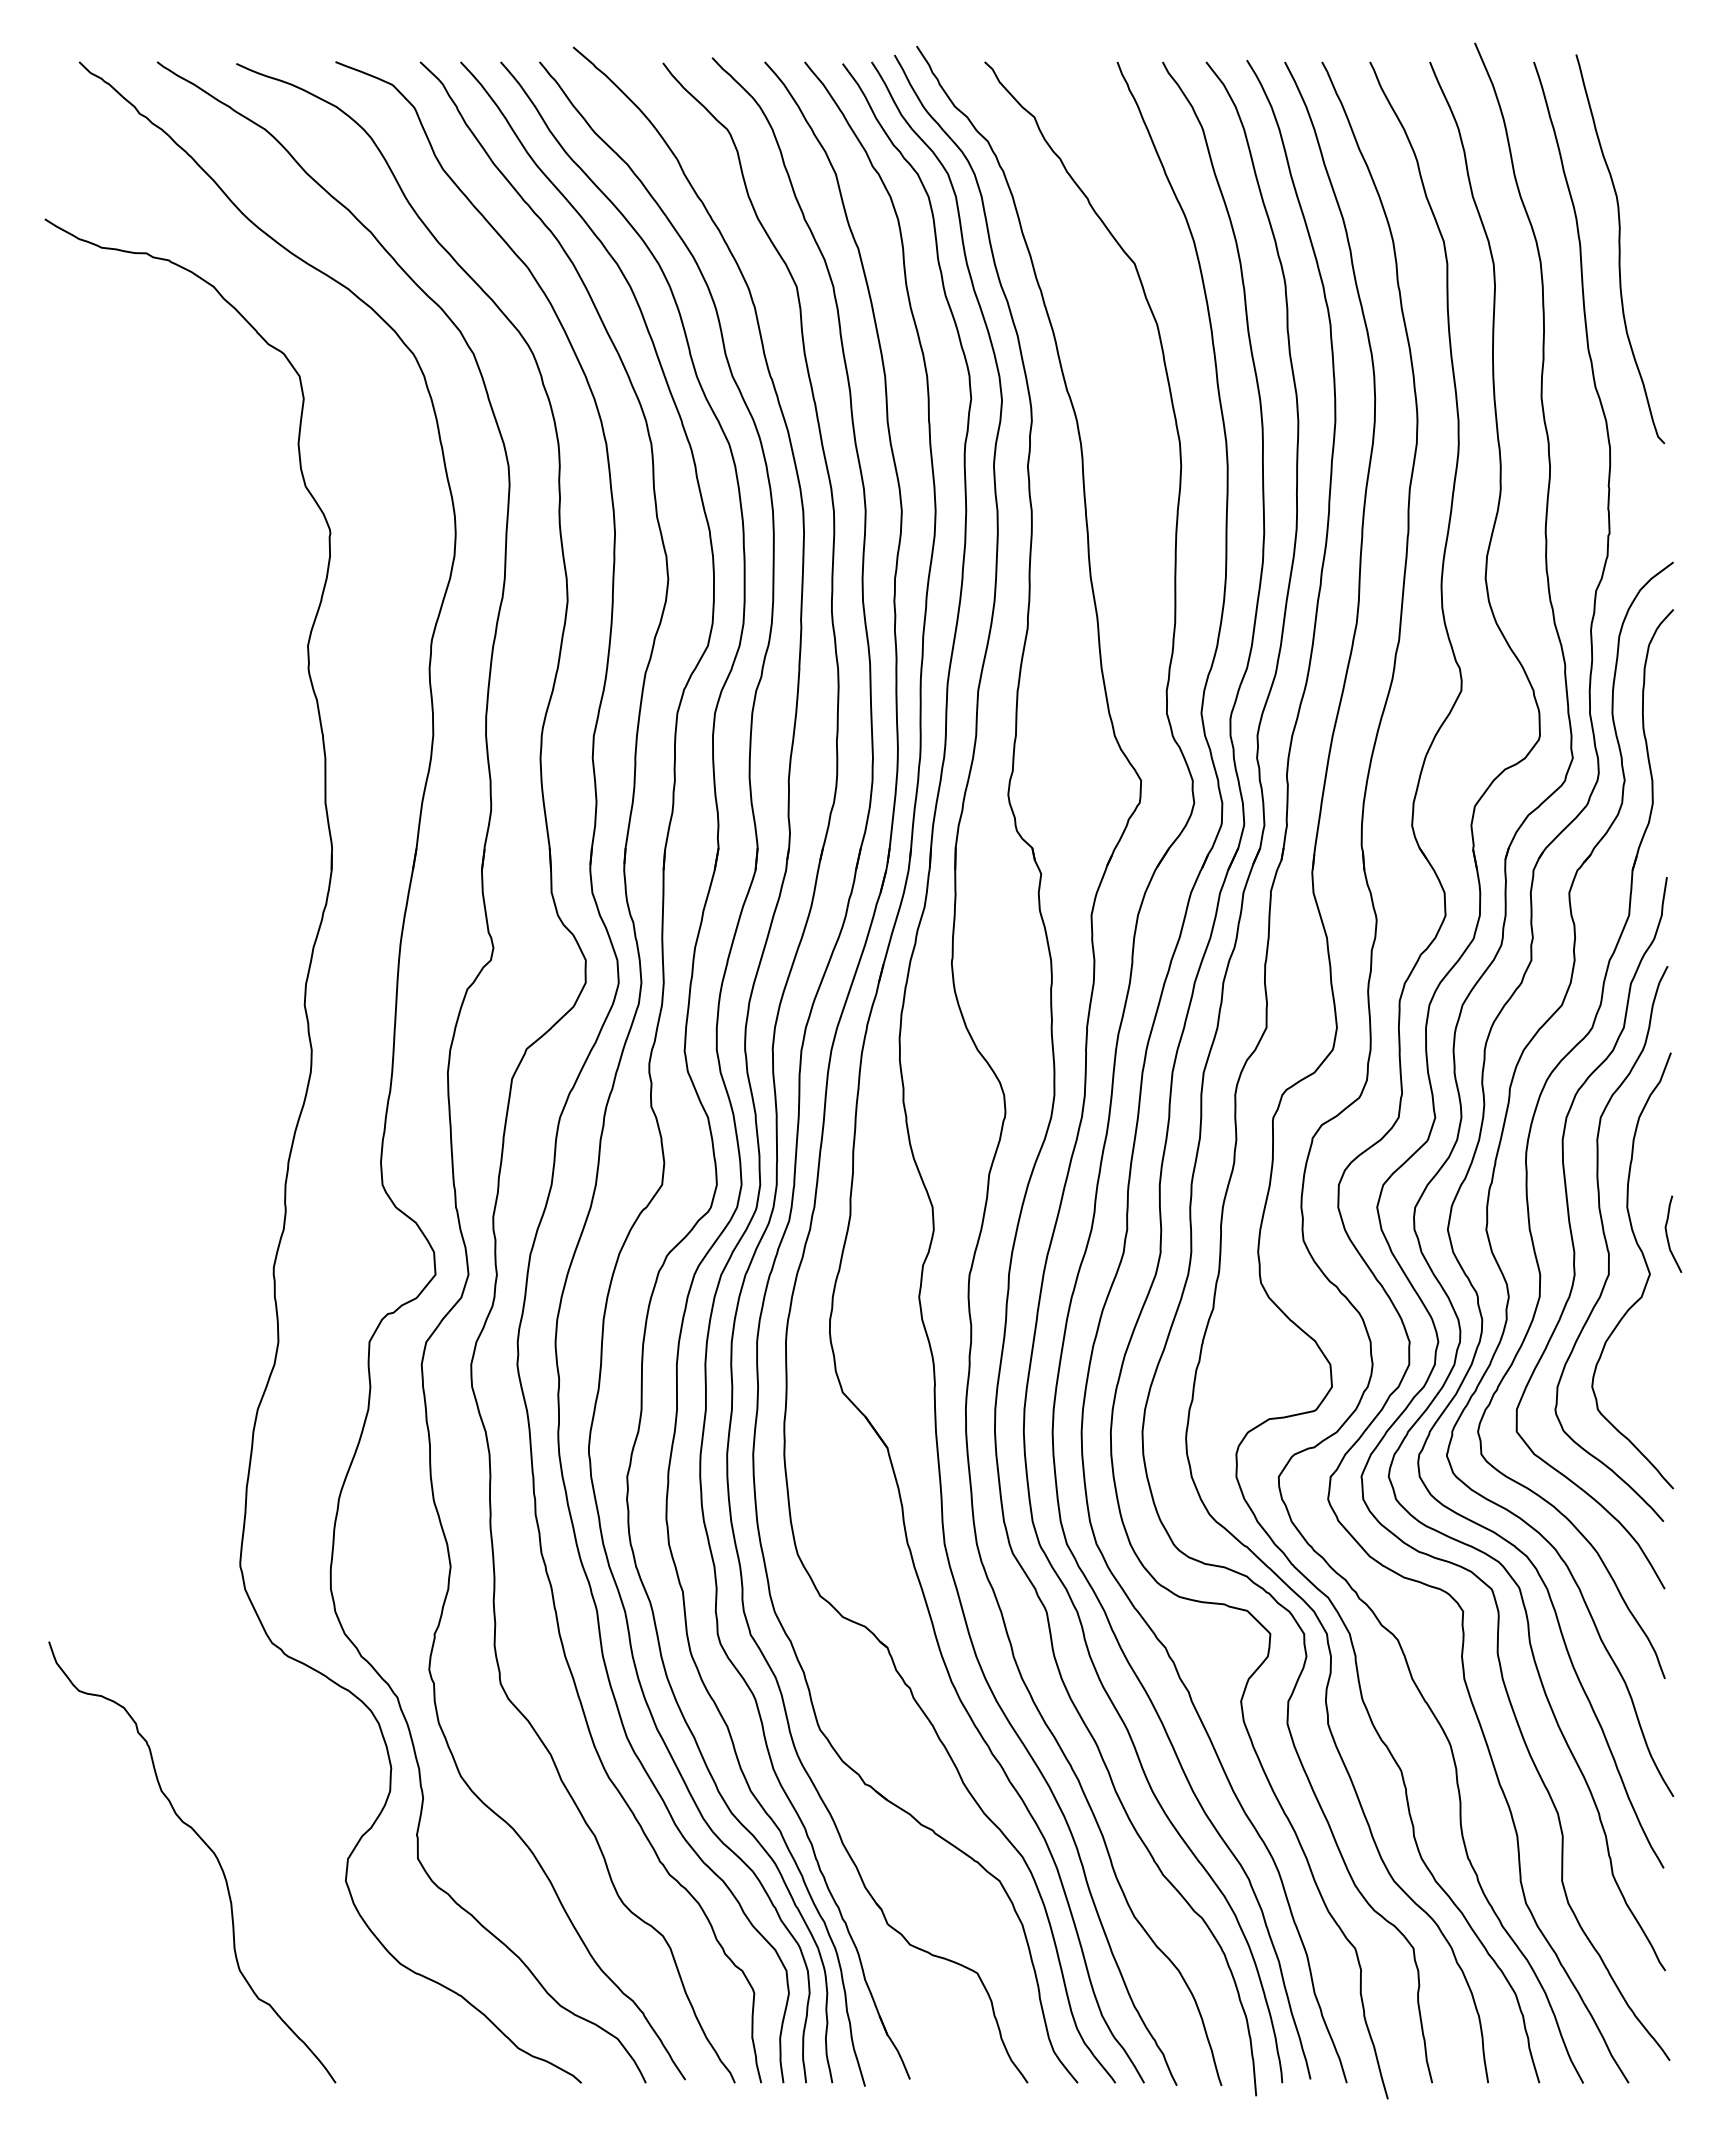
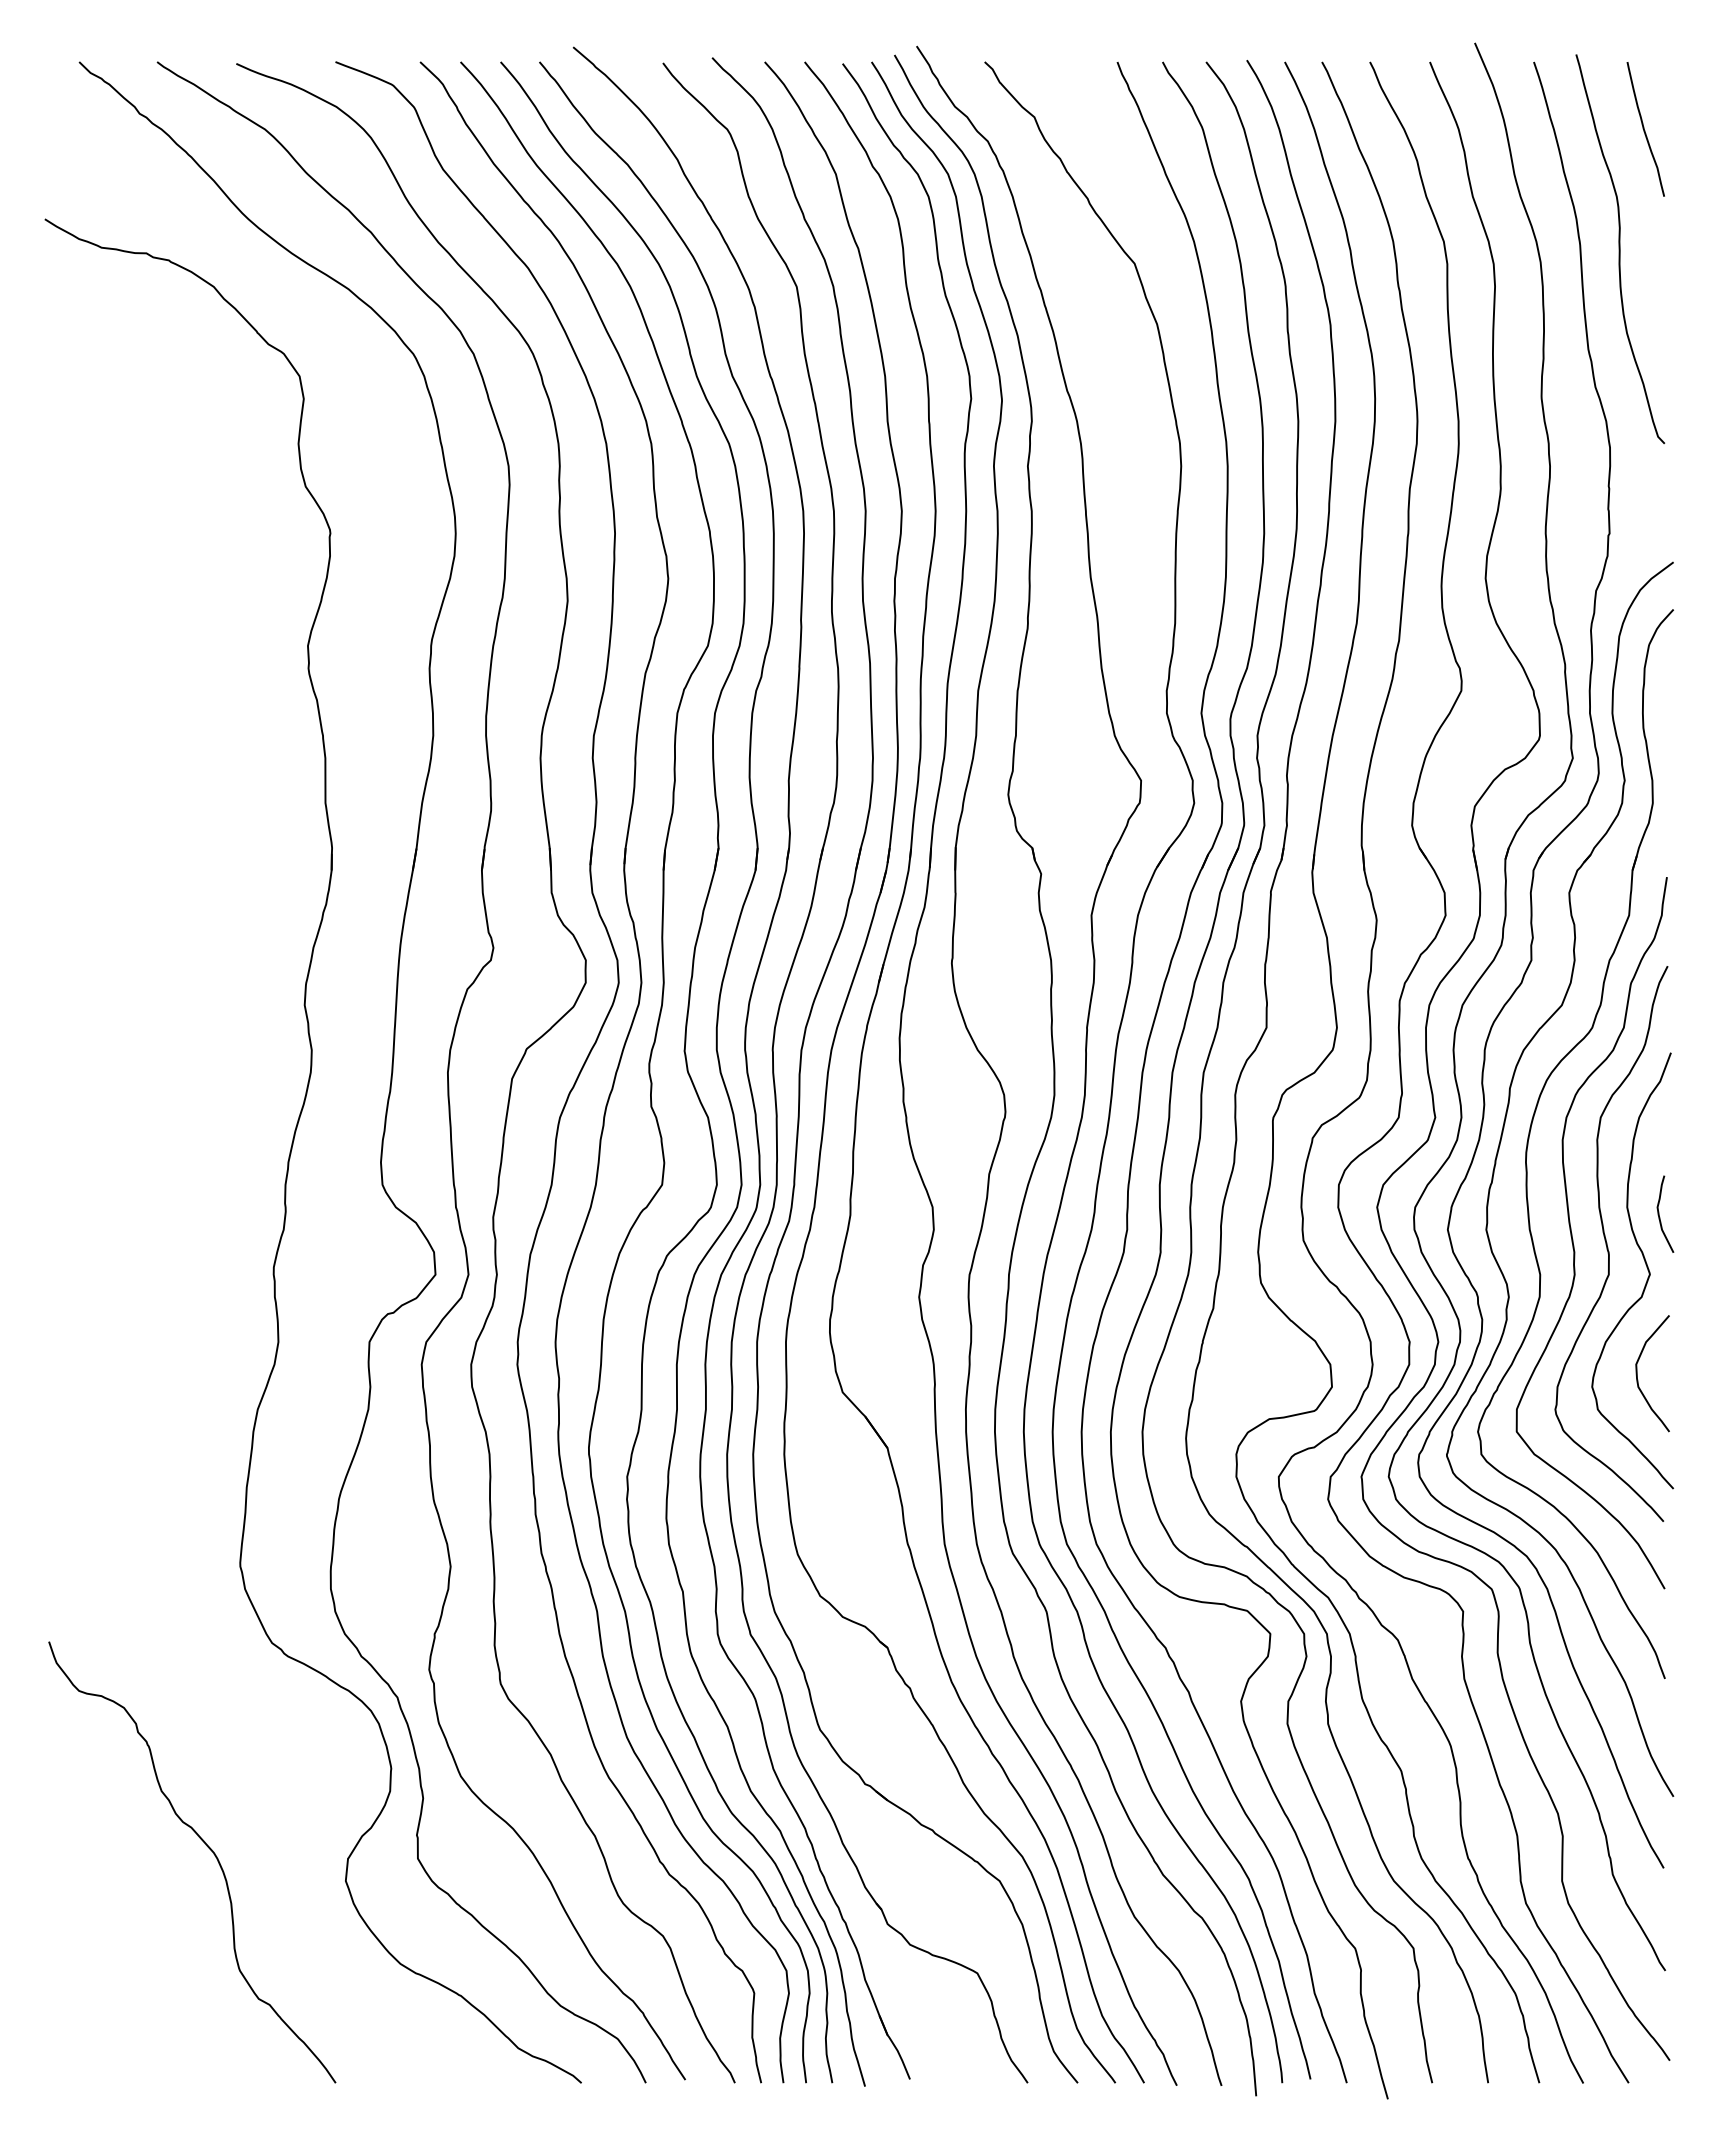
curve: none -> present (1644, 129)
curve position: (1667, 1233) -> (1659, 1213) (1659, 1213)
curve: none -> present (1637, 1373)
